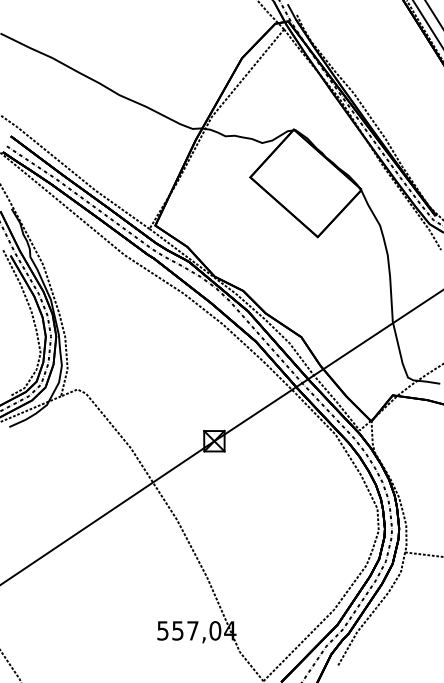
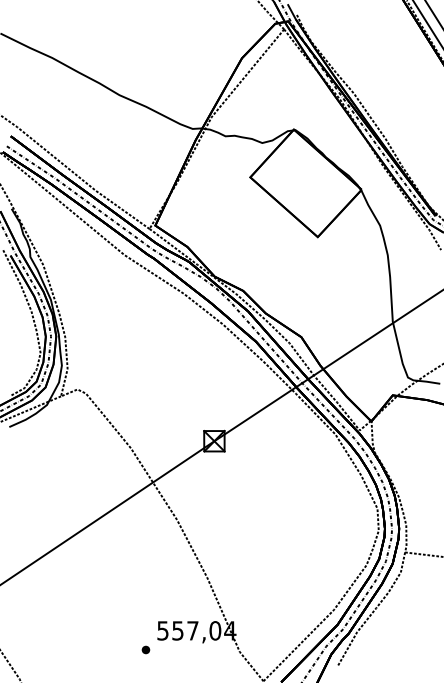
part: none -> present (145, 649)
